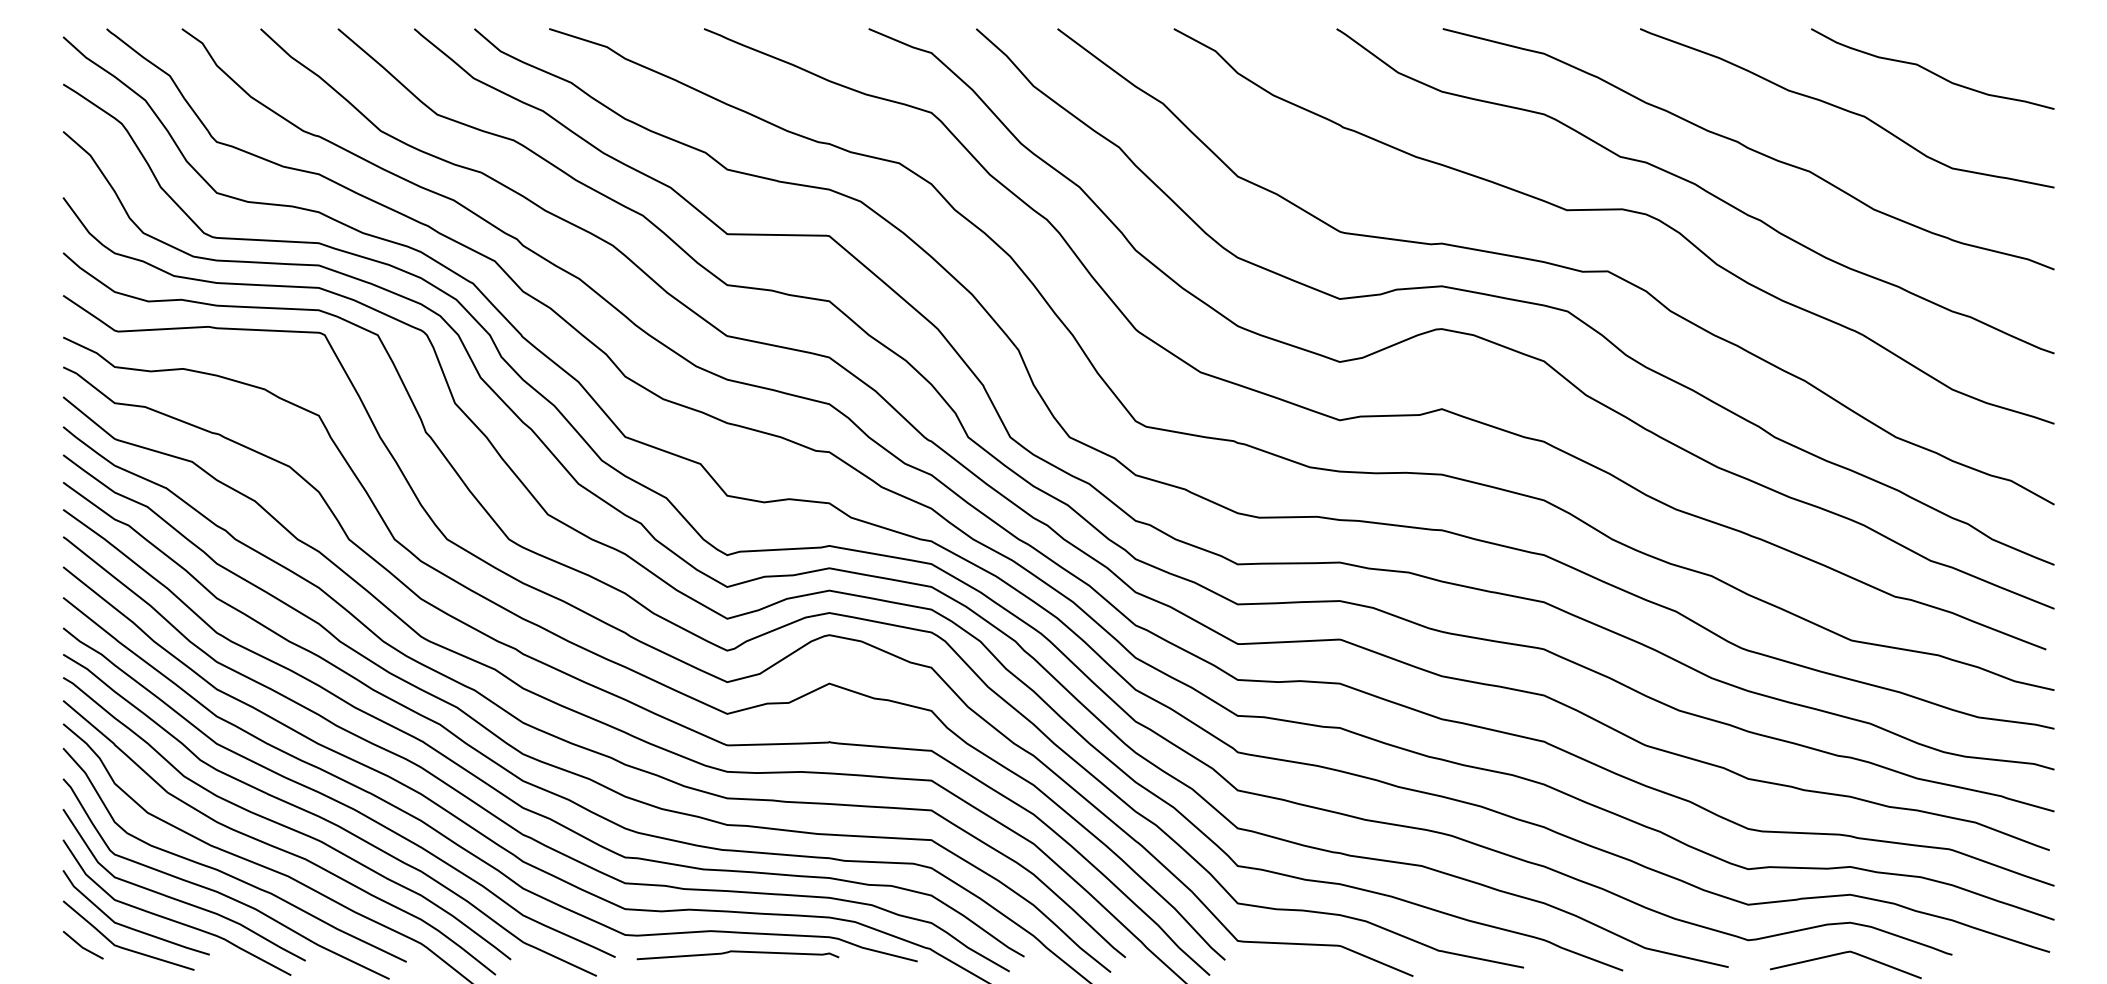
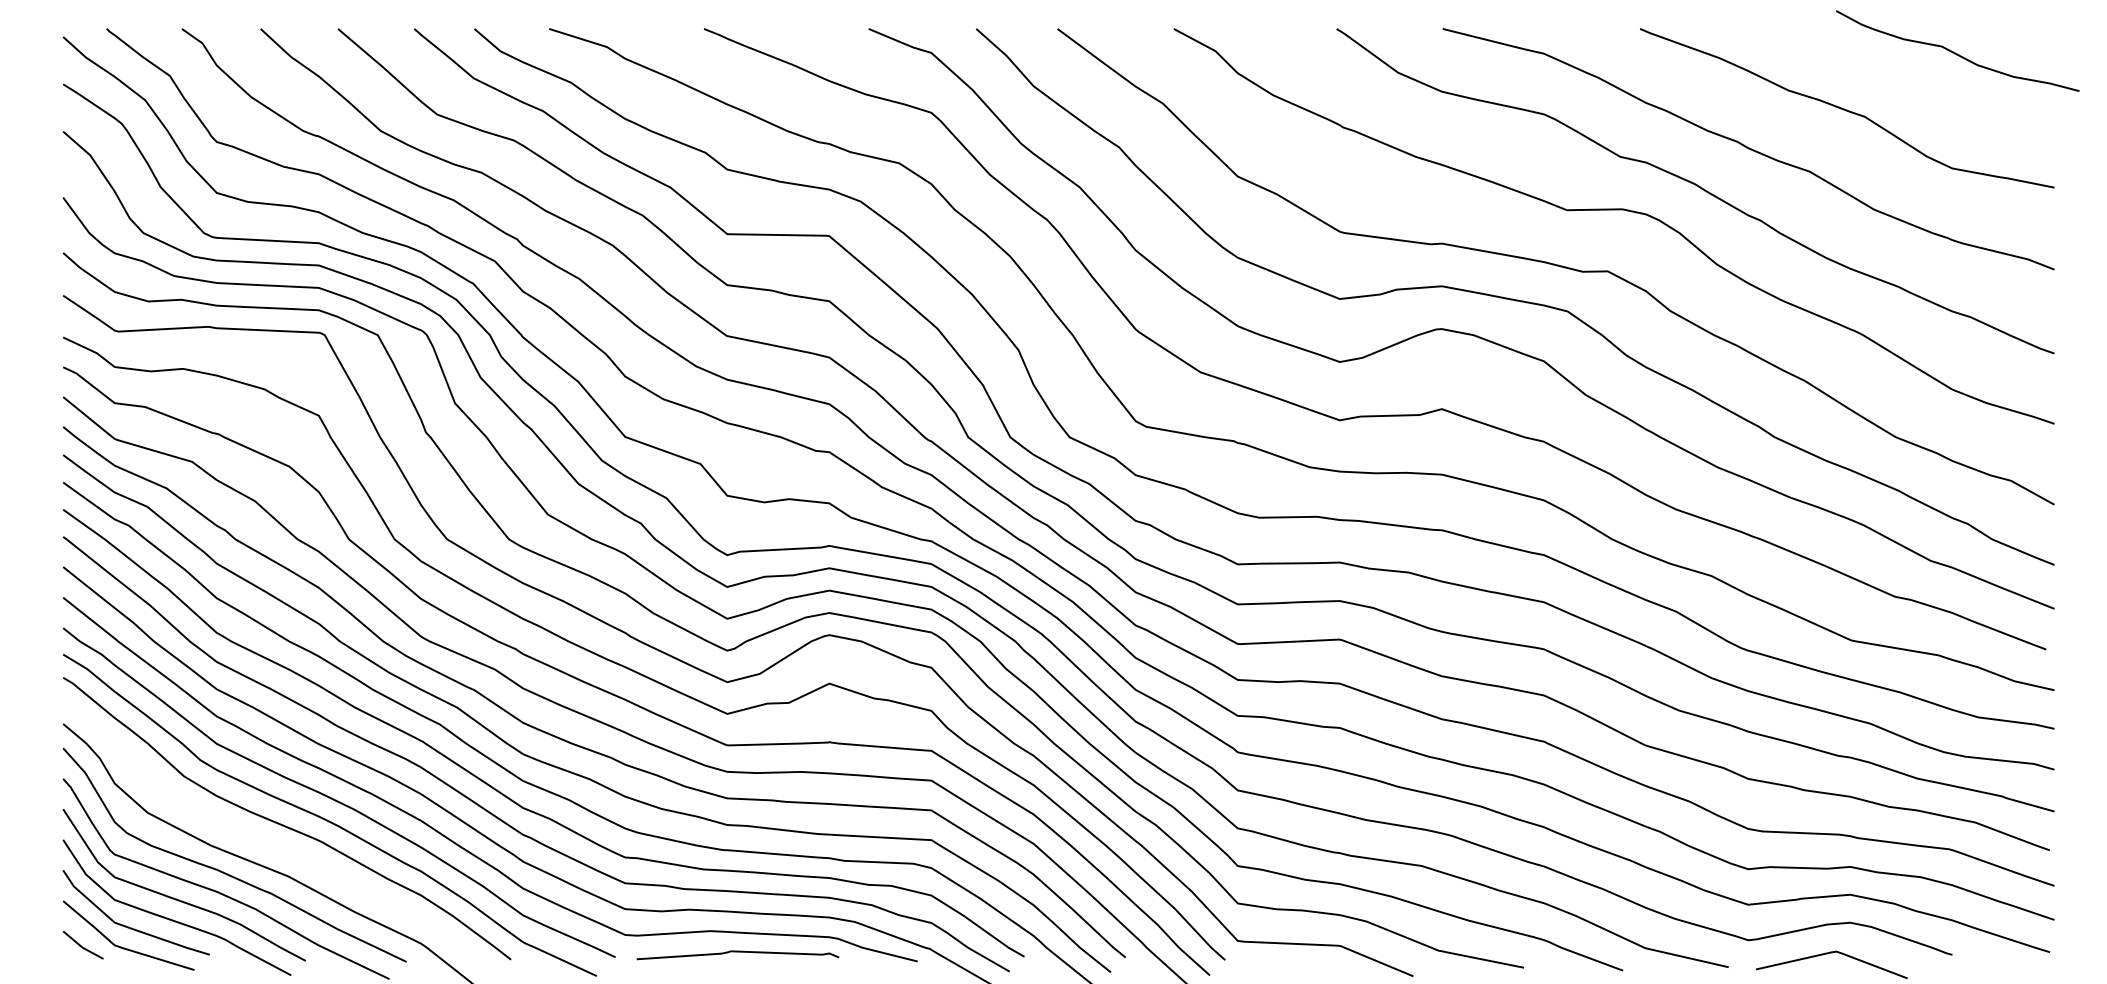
curve position: (1930, 70) -> (1955, 52) (1955, 52)
curve: present -> none (276, 846)
line position: (1841, 954) -> (1827, 954) (1827, 954)
